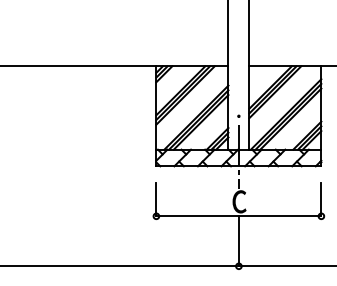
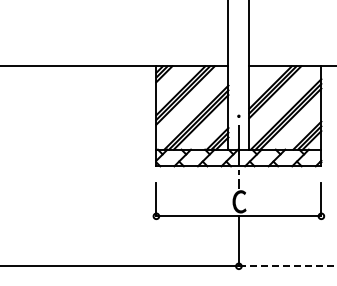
line: solid -> dashed (287, 266)
